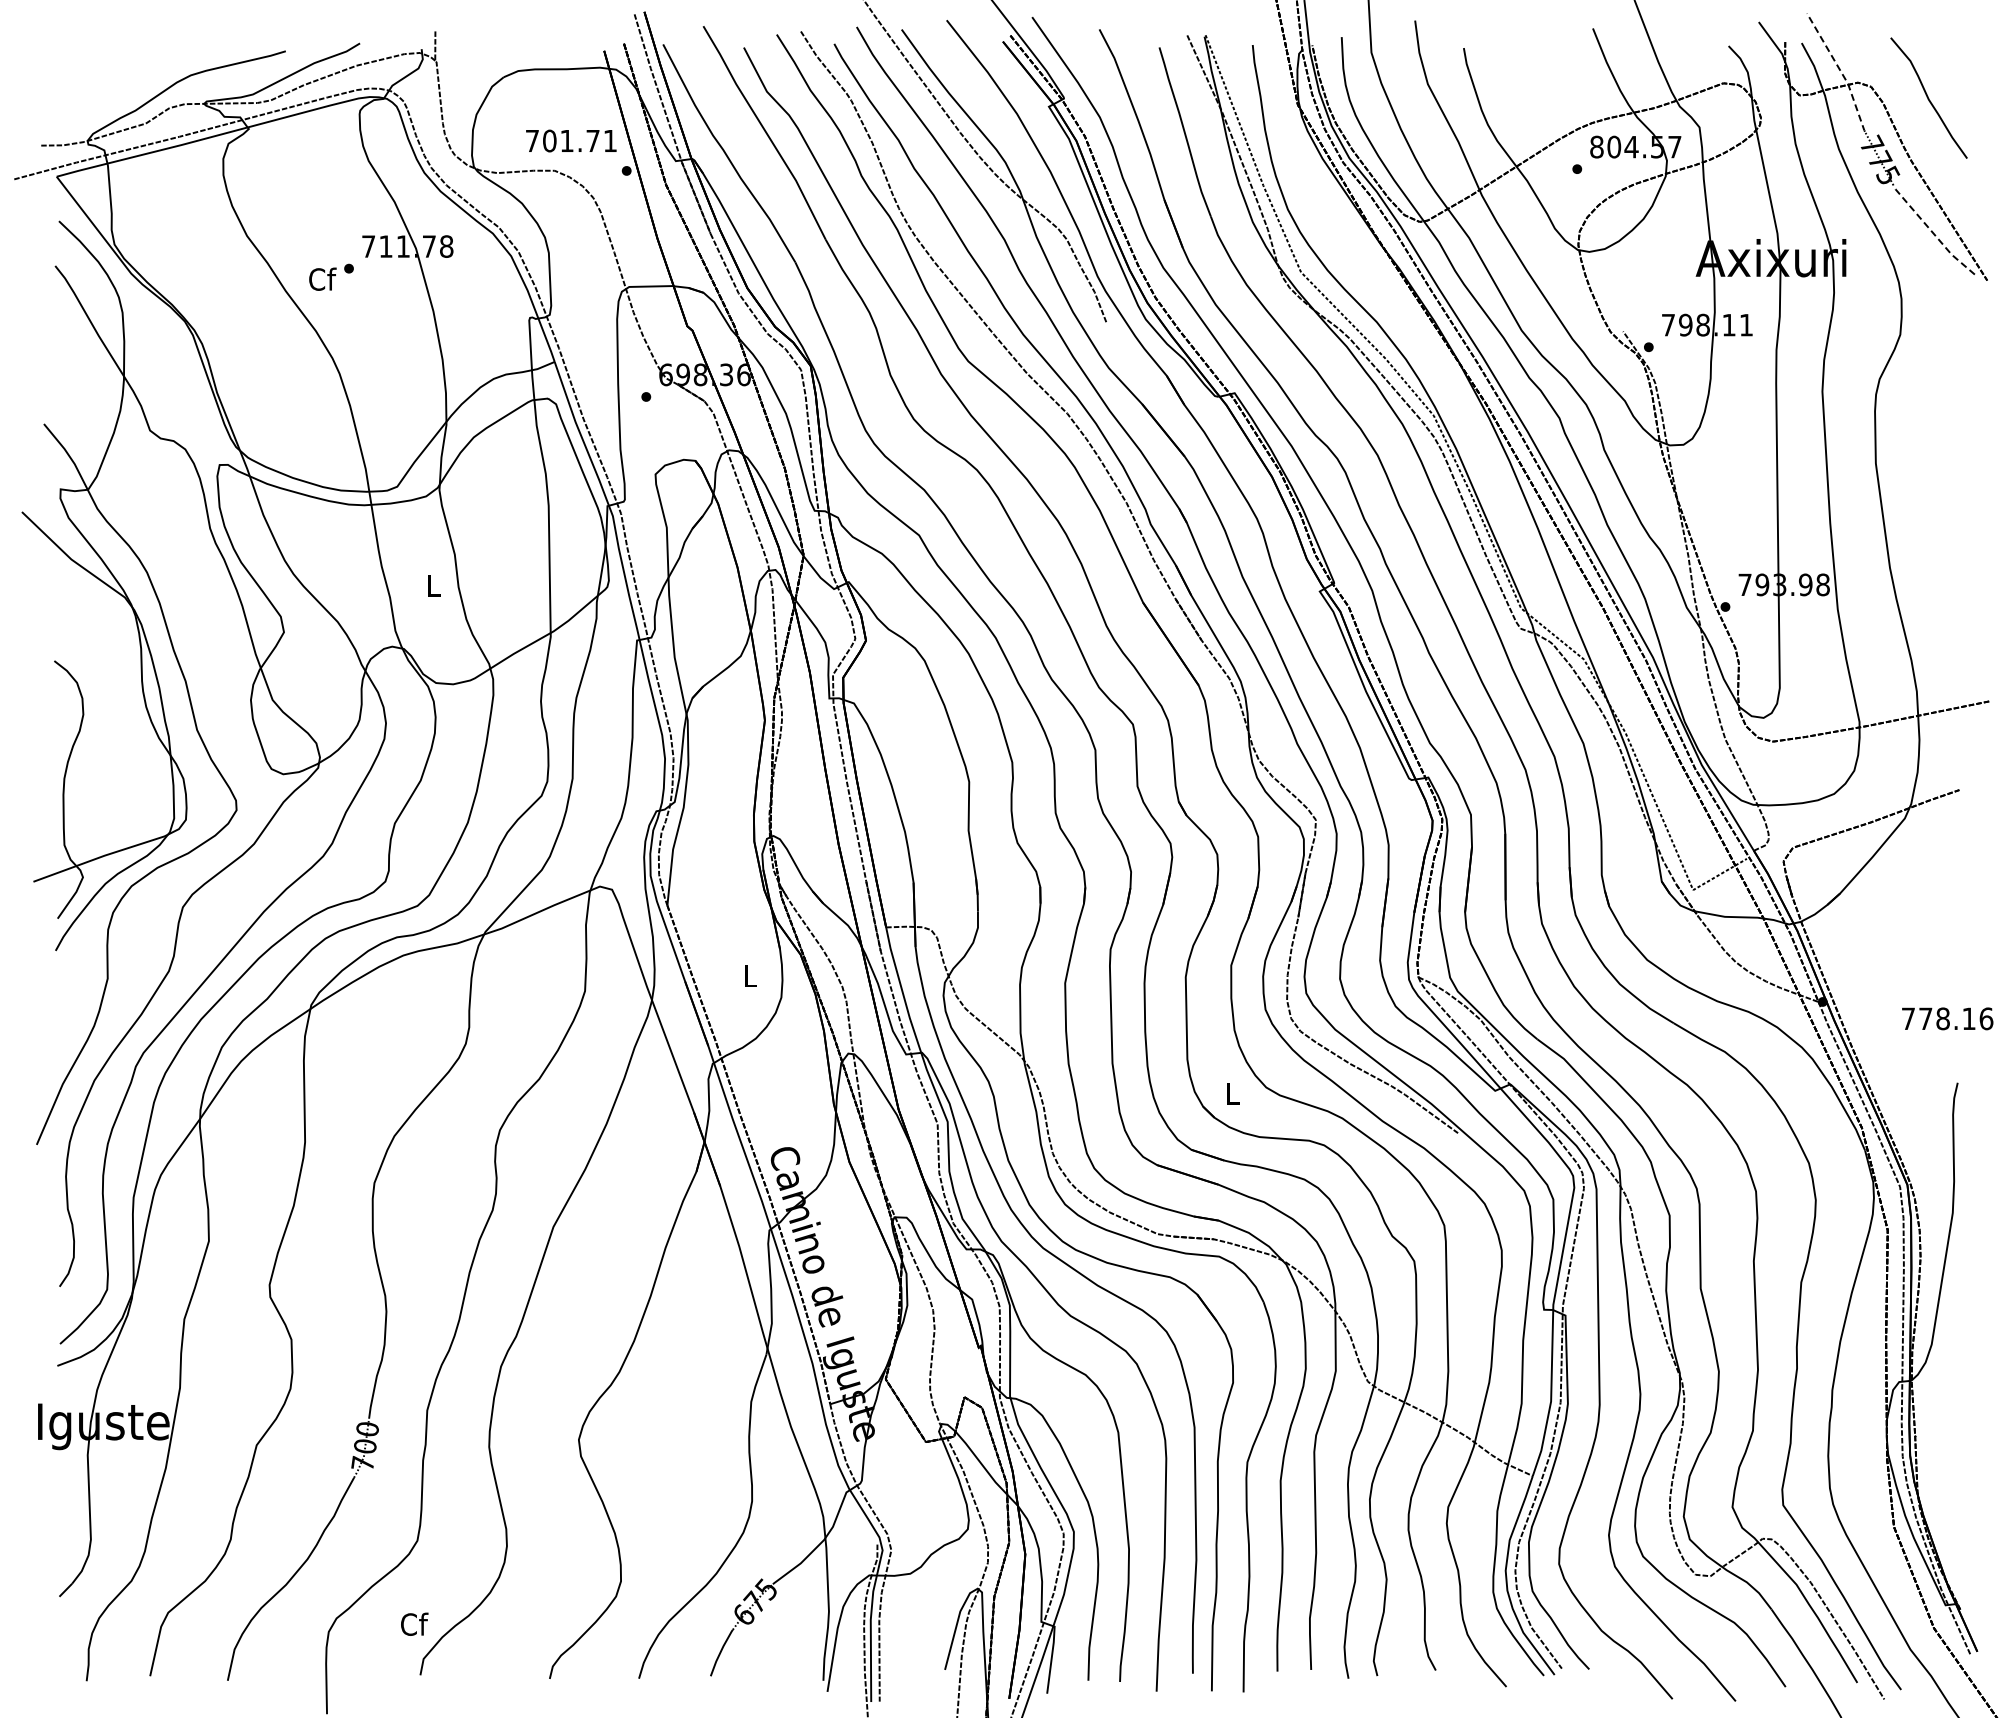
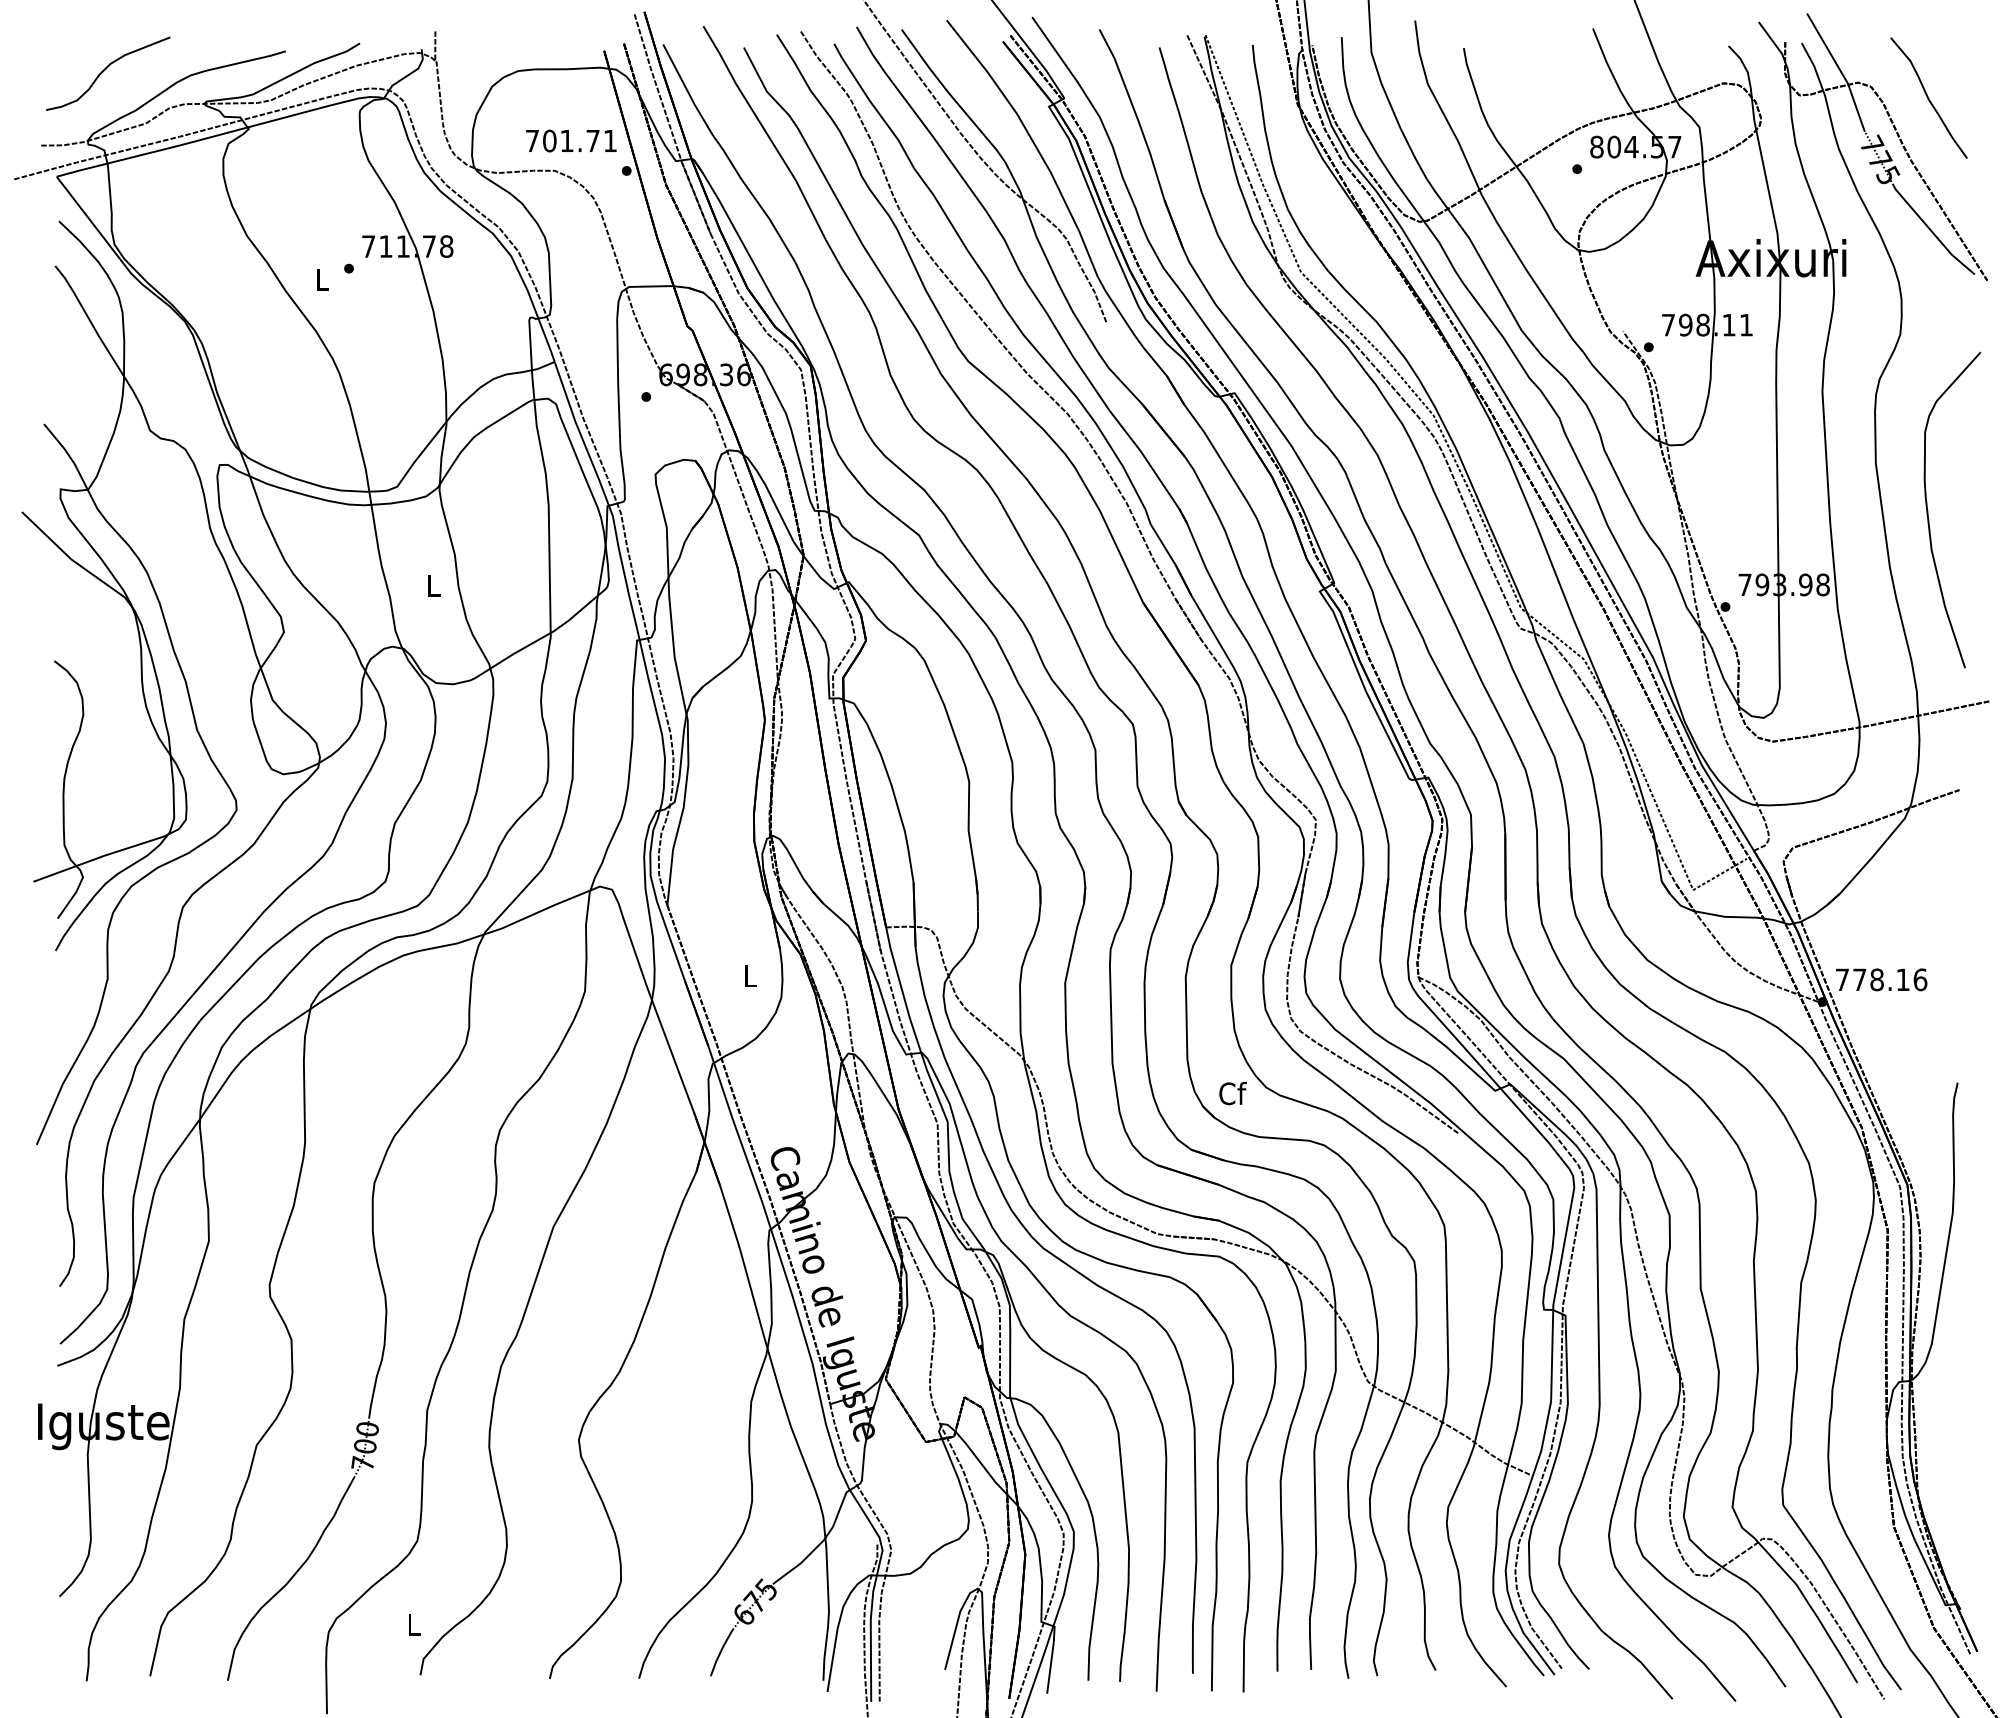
curve: none -> present (105, 70)
line: dashed -> solid (1841, 71)
line: dashed -> solid (1931, 231)
text: Cf -> L (322, 278)
curve: none -> present (1928, 510)
text position: (1947, 1018) -> (1881, 979) (1881, 979)
text: L -> Cf (1232, 1093)
text: Cf -> L (414, 1623)
